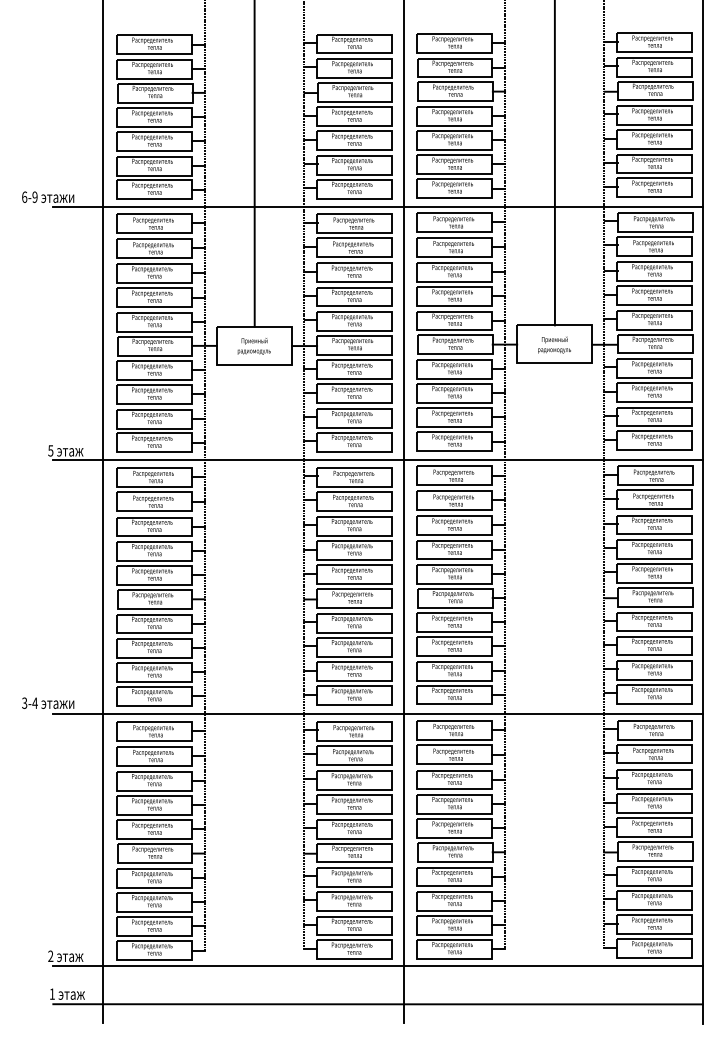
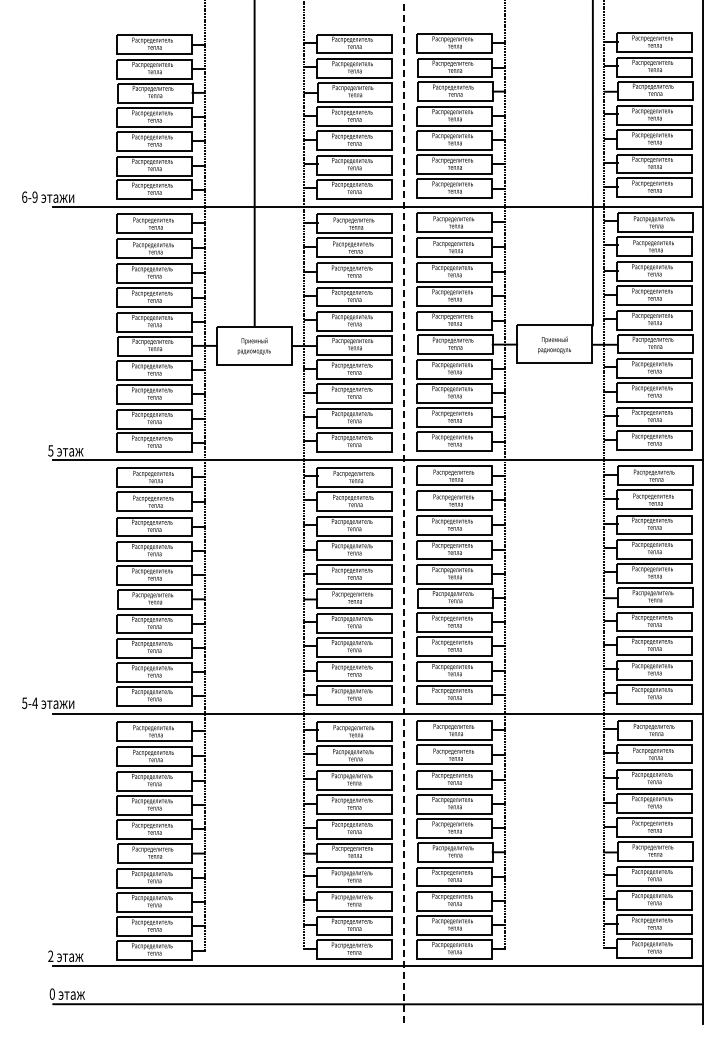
line position: (554, 163) -> (592, 163) (592, 163)
line: solid -> dashed (403, 511)
line: present -> none (102, 512)
text: 3-4 -> 5-4 (24, 702)
text: 1 -> 0 (51, 993)
